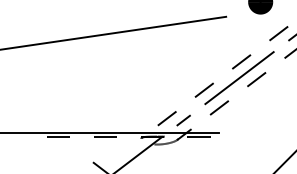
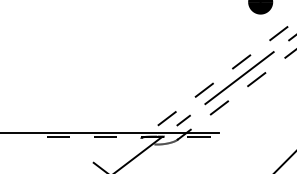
line: present -> none (114, 32)
